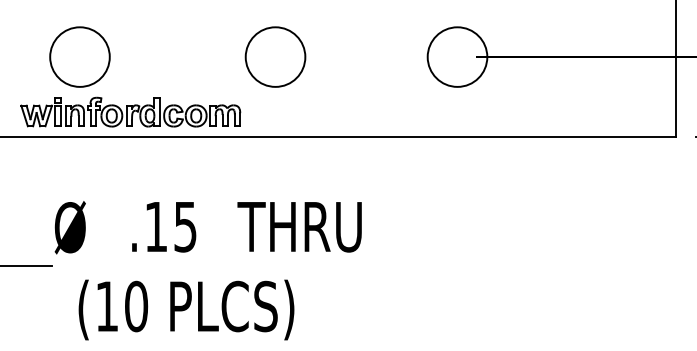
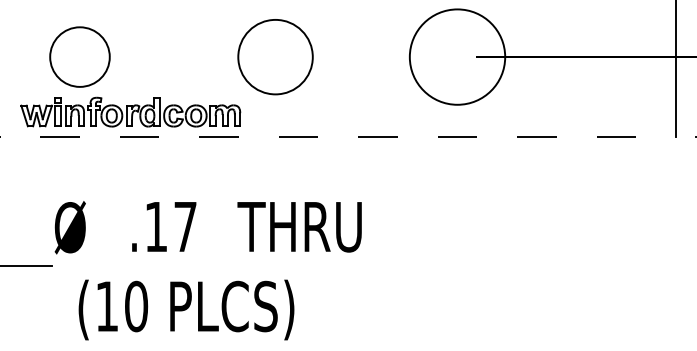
circle size: 63x62 px -> 77x77 px (275, 57)
circle diameter: 60 px -> 95 px (457, 56)
line: solid -> dashed (338, 136)
text: .15 -> .17 (185, 227)
